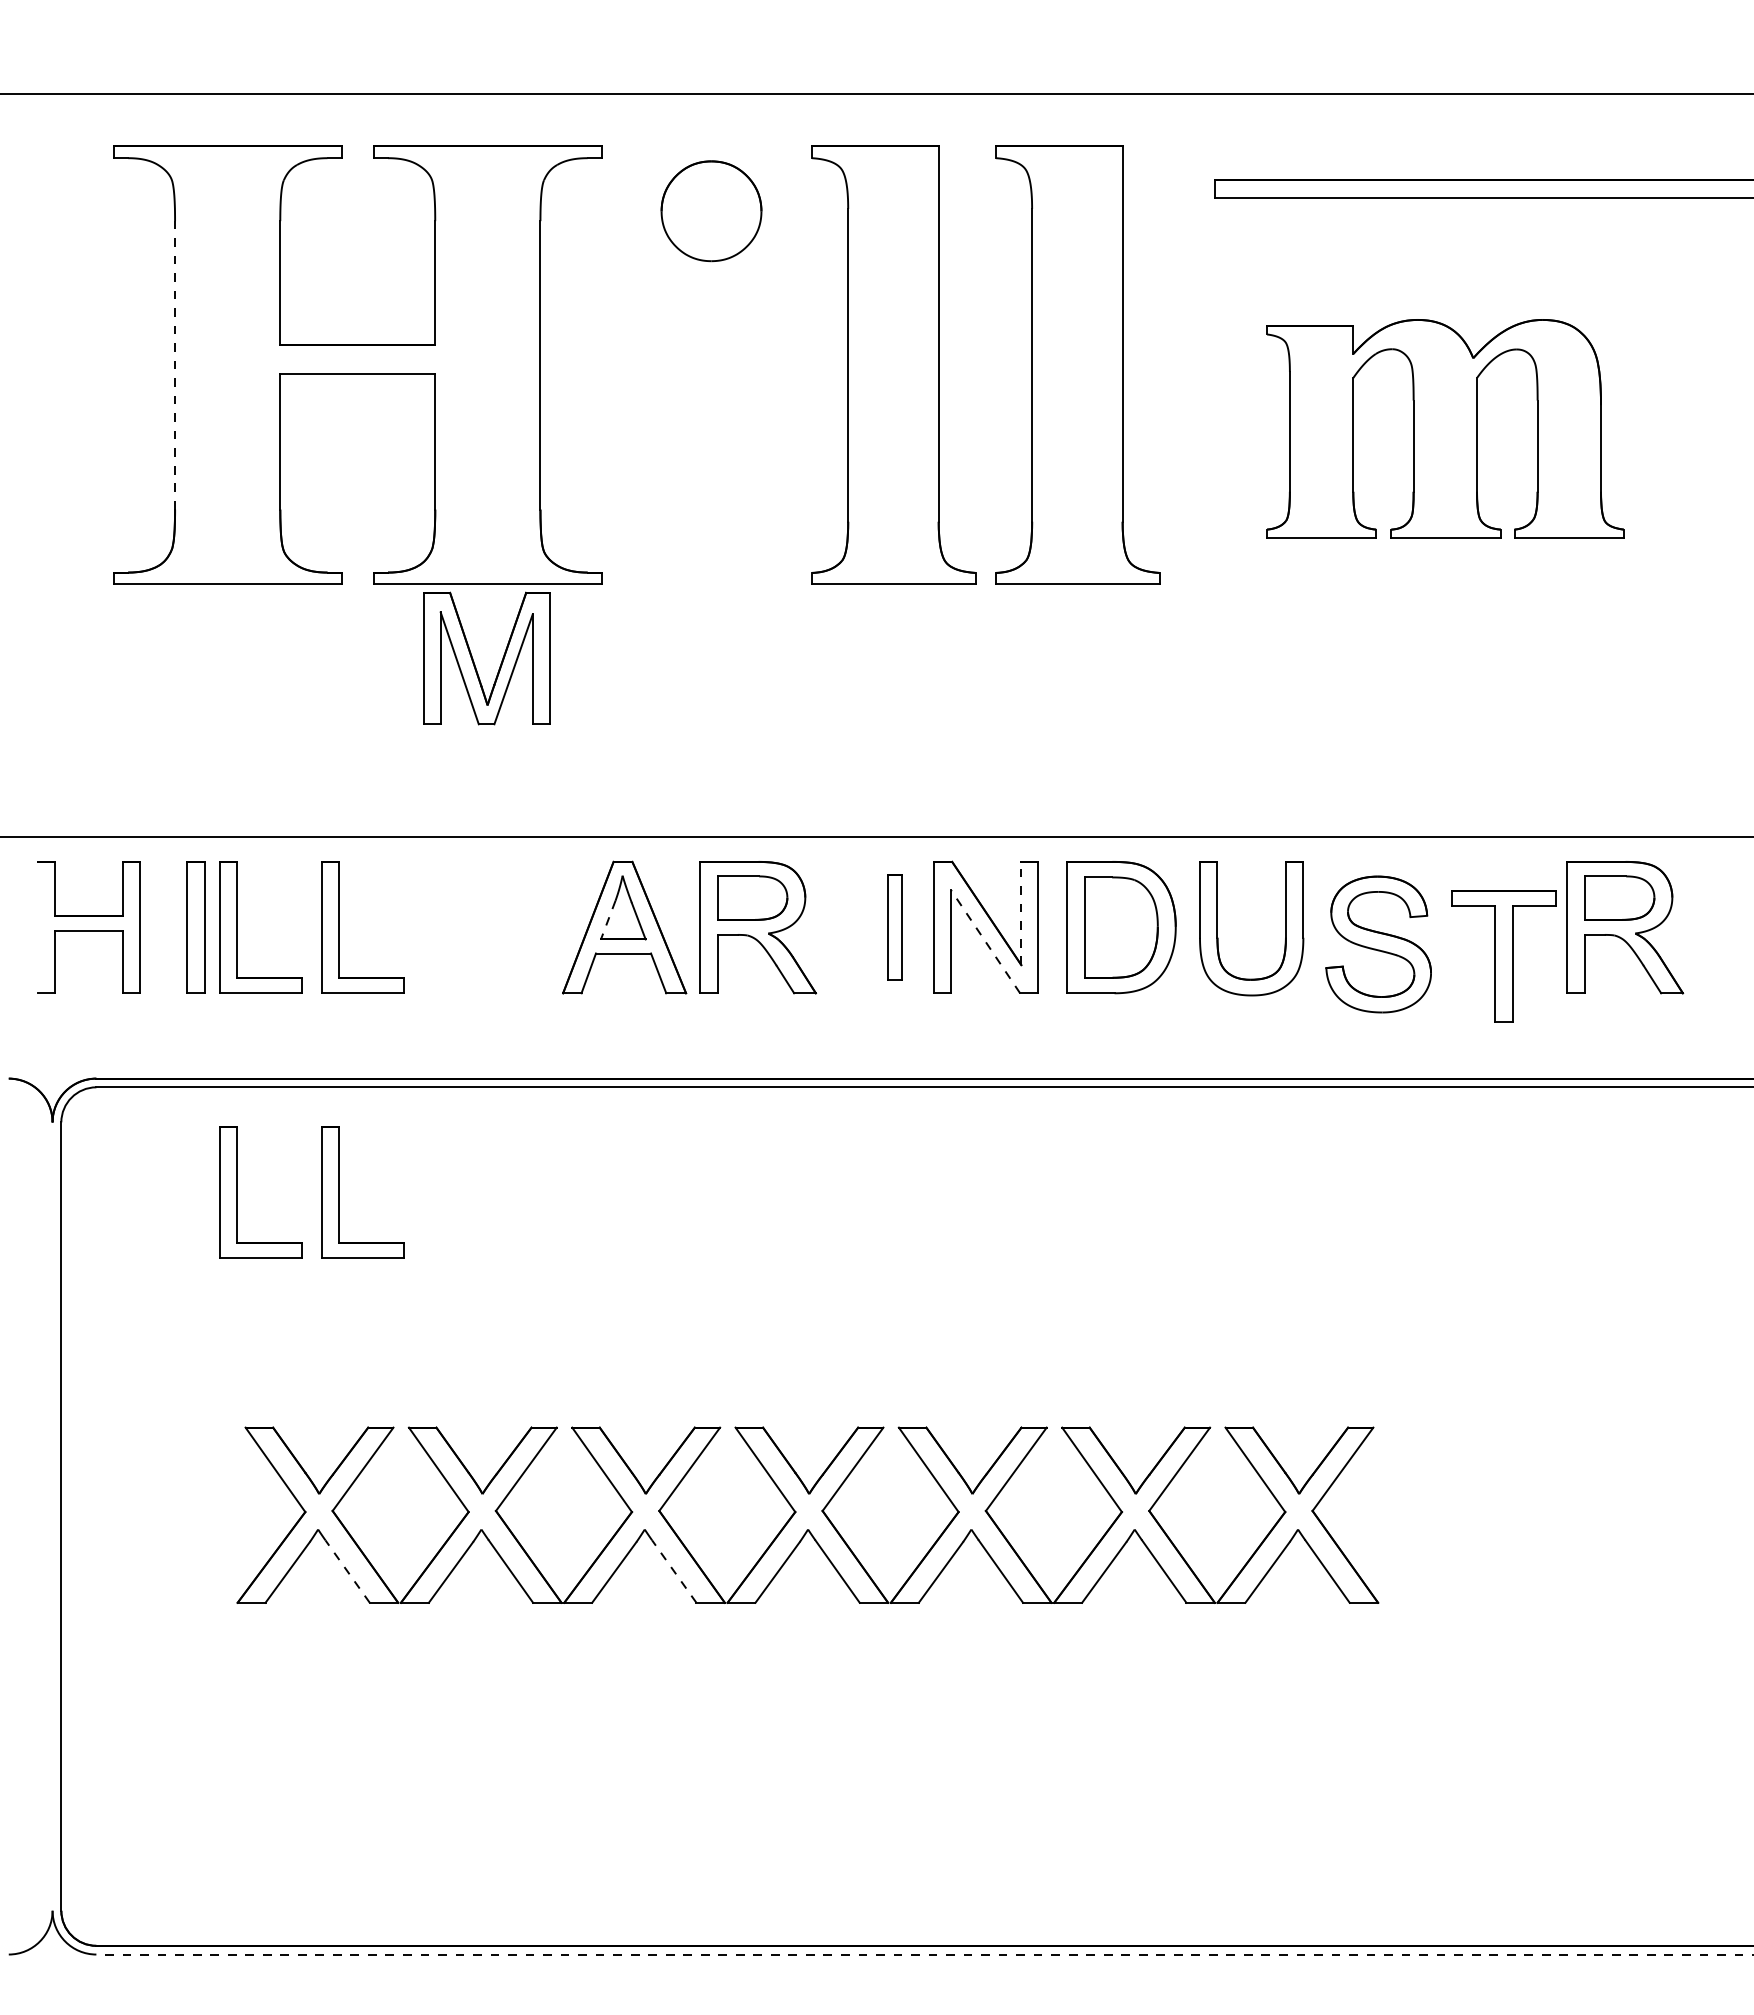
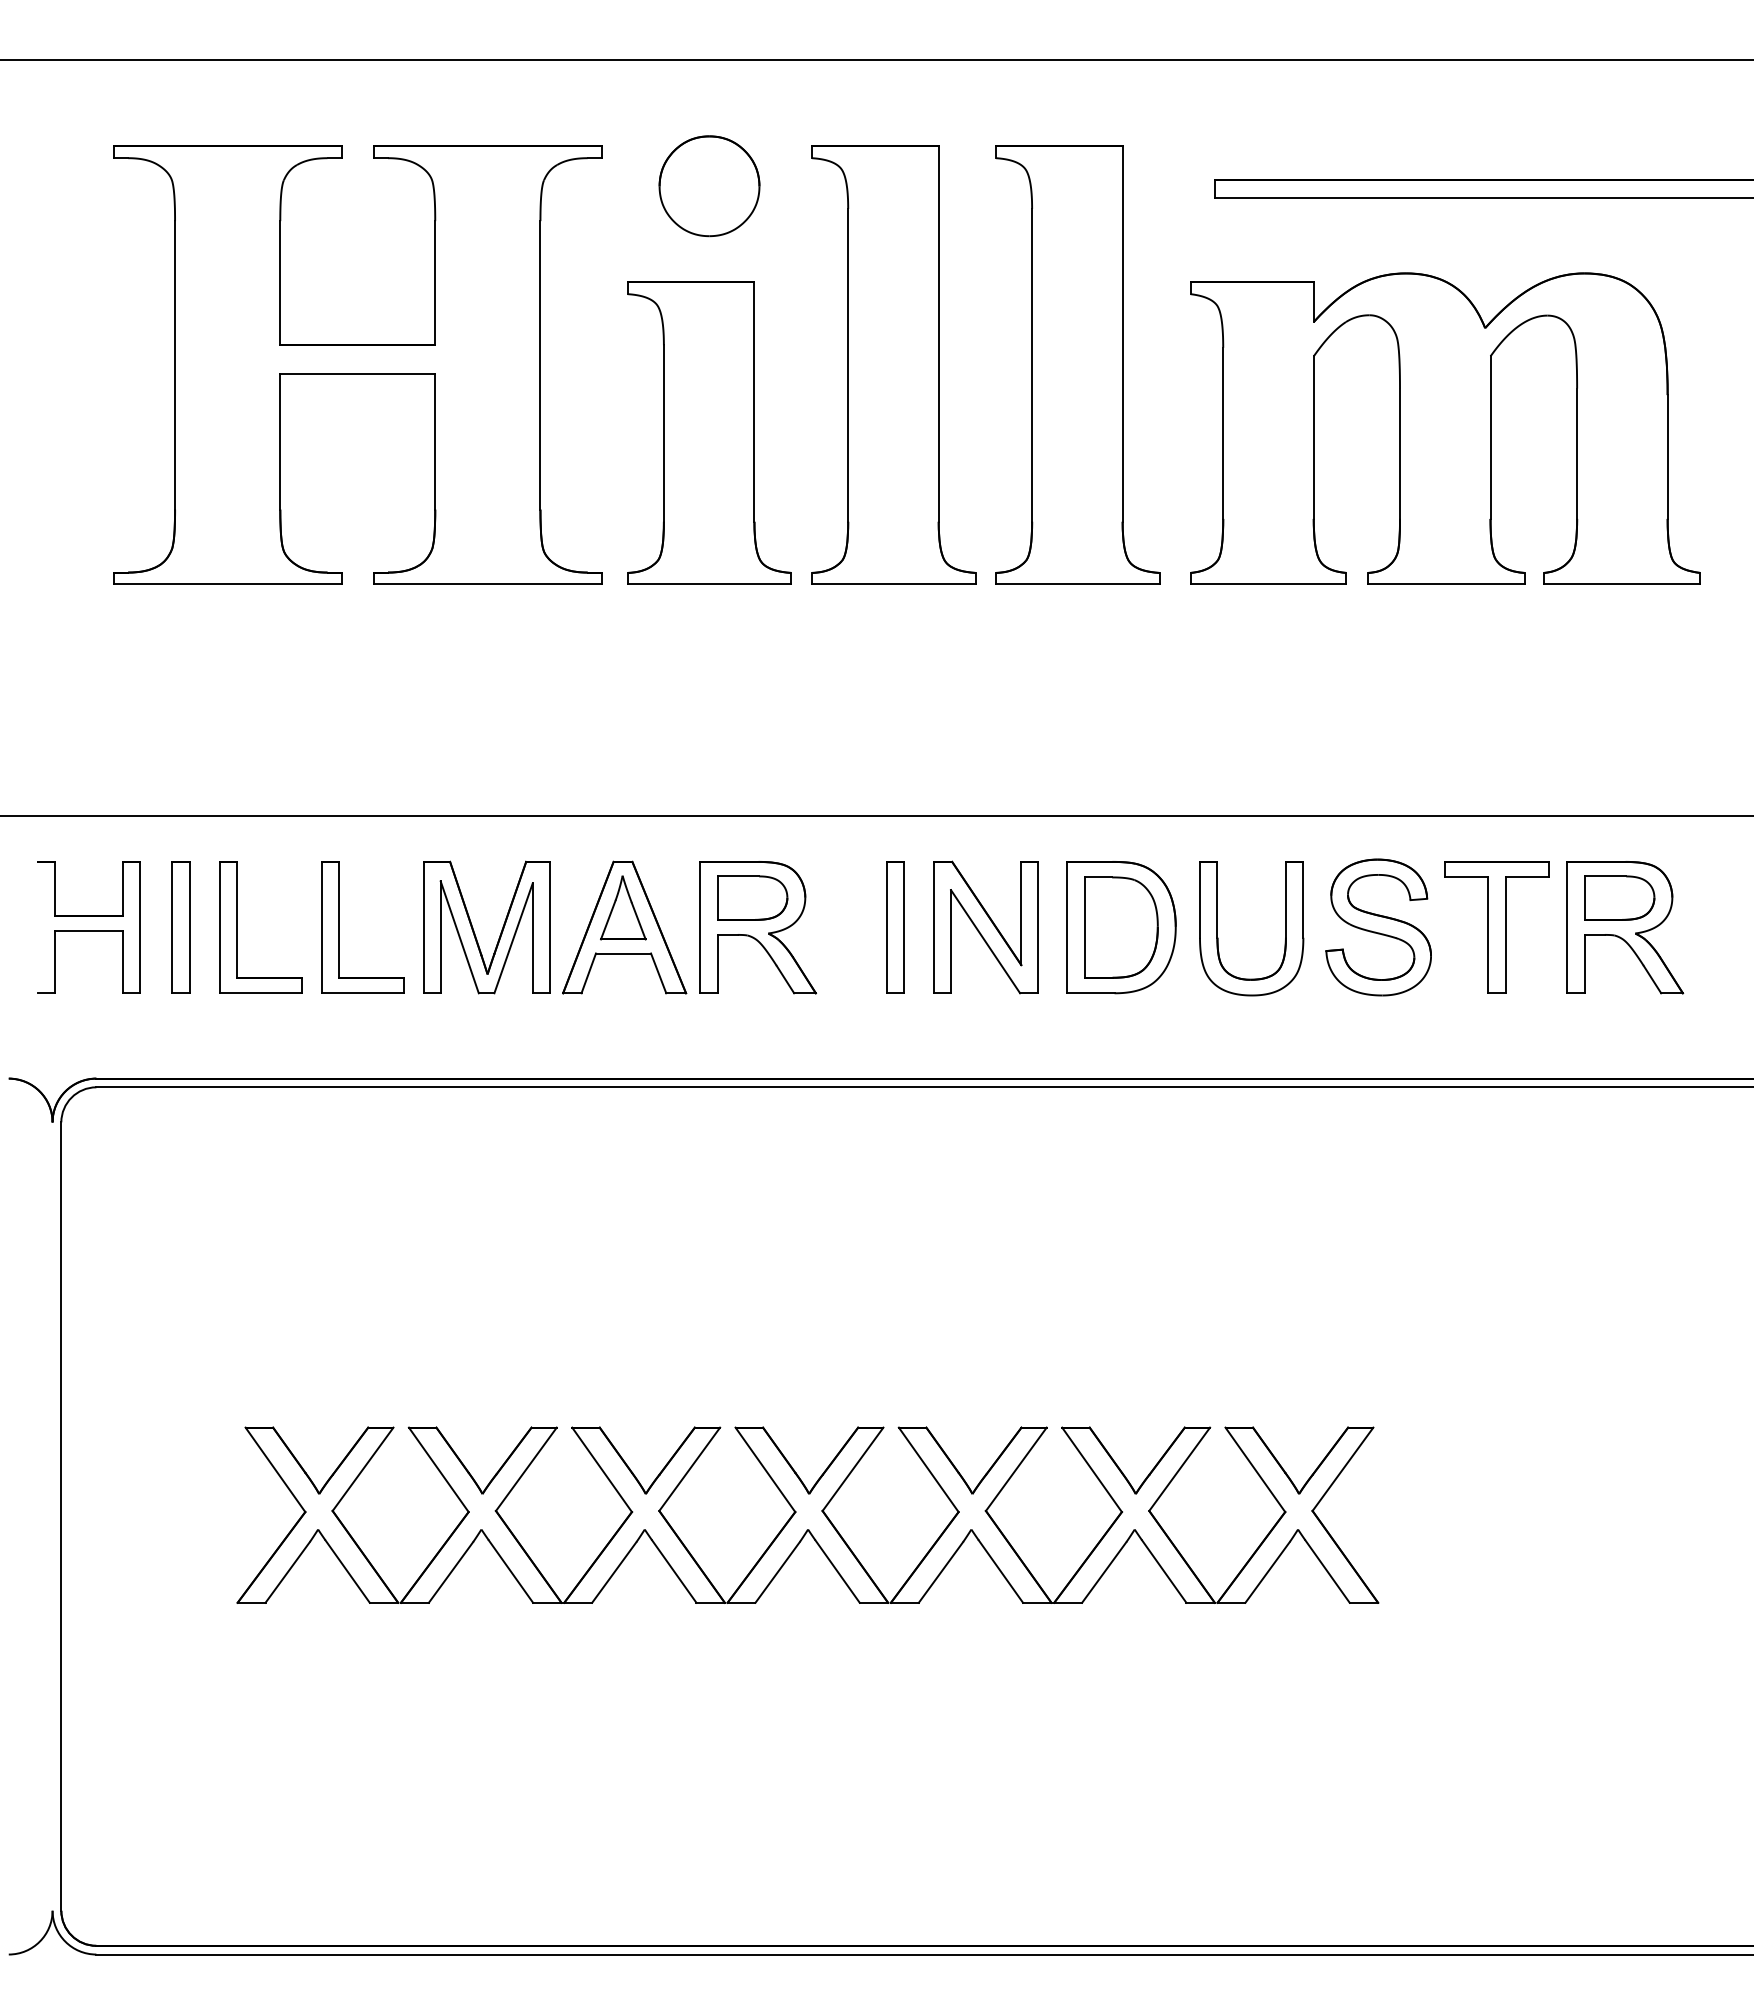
line position: (876, 94) -> (876, 60) (876, 60)
part position: (711, 211) -> (709, 186) (709, 186)
line: dashed -> solid (175, 364)
part size: 359x220 px -> 511x313 px (1445, 428)
part: none -> present (709, 432)
part position: (474, 661) -> (474, 930) (474, 930)
line position: (876, 836) -> (876, 815) (876, 815)
line: dashed -> solid (1021, 913)
line: dashed -> solid (608, 920)
part position: (195, 927) -> (180, 927) (180, 927)
part size: 16x107 px -> 19x133 px (895, 927)
line: dashed -> solid (985, 941)
part position: (1378, 944) -> (1378, 927) (1378, 927)
part position: (1503, 956) -> (1496, 927) (1496, 927)
part: present -> none (237, 1192)
part: present -> none (339, 1192)
line: dashed -> solid (347, 1571)
line: dashed -> solid (674, 1571)
line: dashed -> solid (924, 1954)
